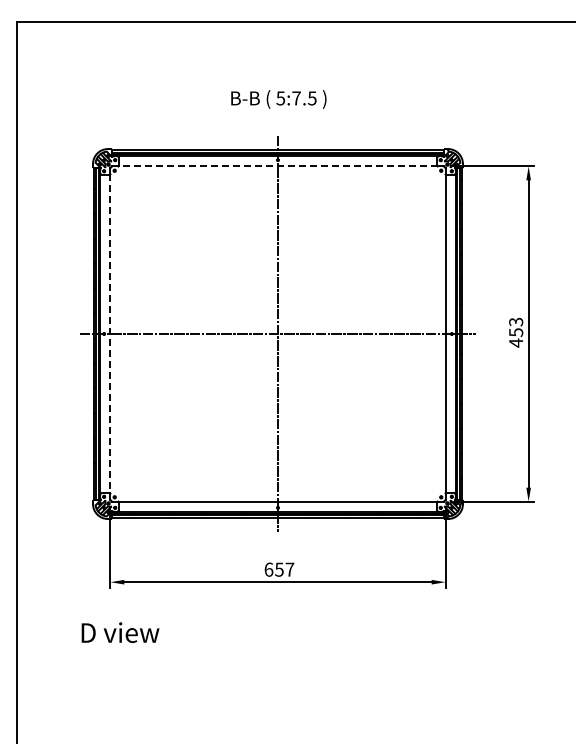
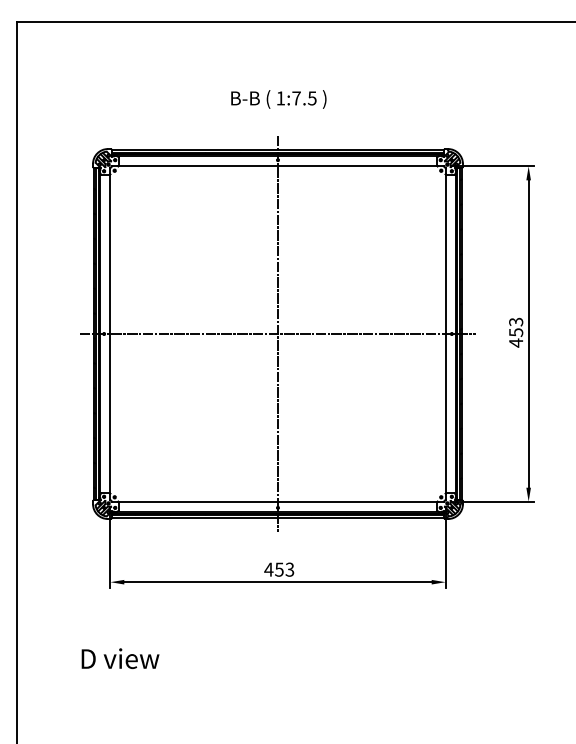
text: 5:7.5 -> 1:7.5 (280, 98)
line: dashed -> solid (278, 166)
line: dashed -> solid (110, 334)
text: 657 -> 453 (279, 569)
text position: (120, 632) -> (120, 658) (120, 658)
